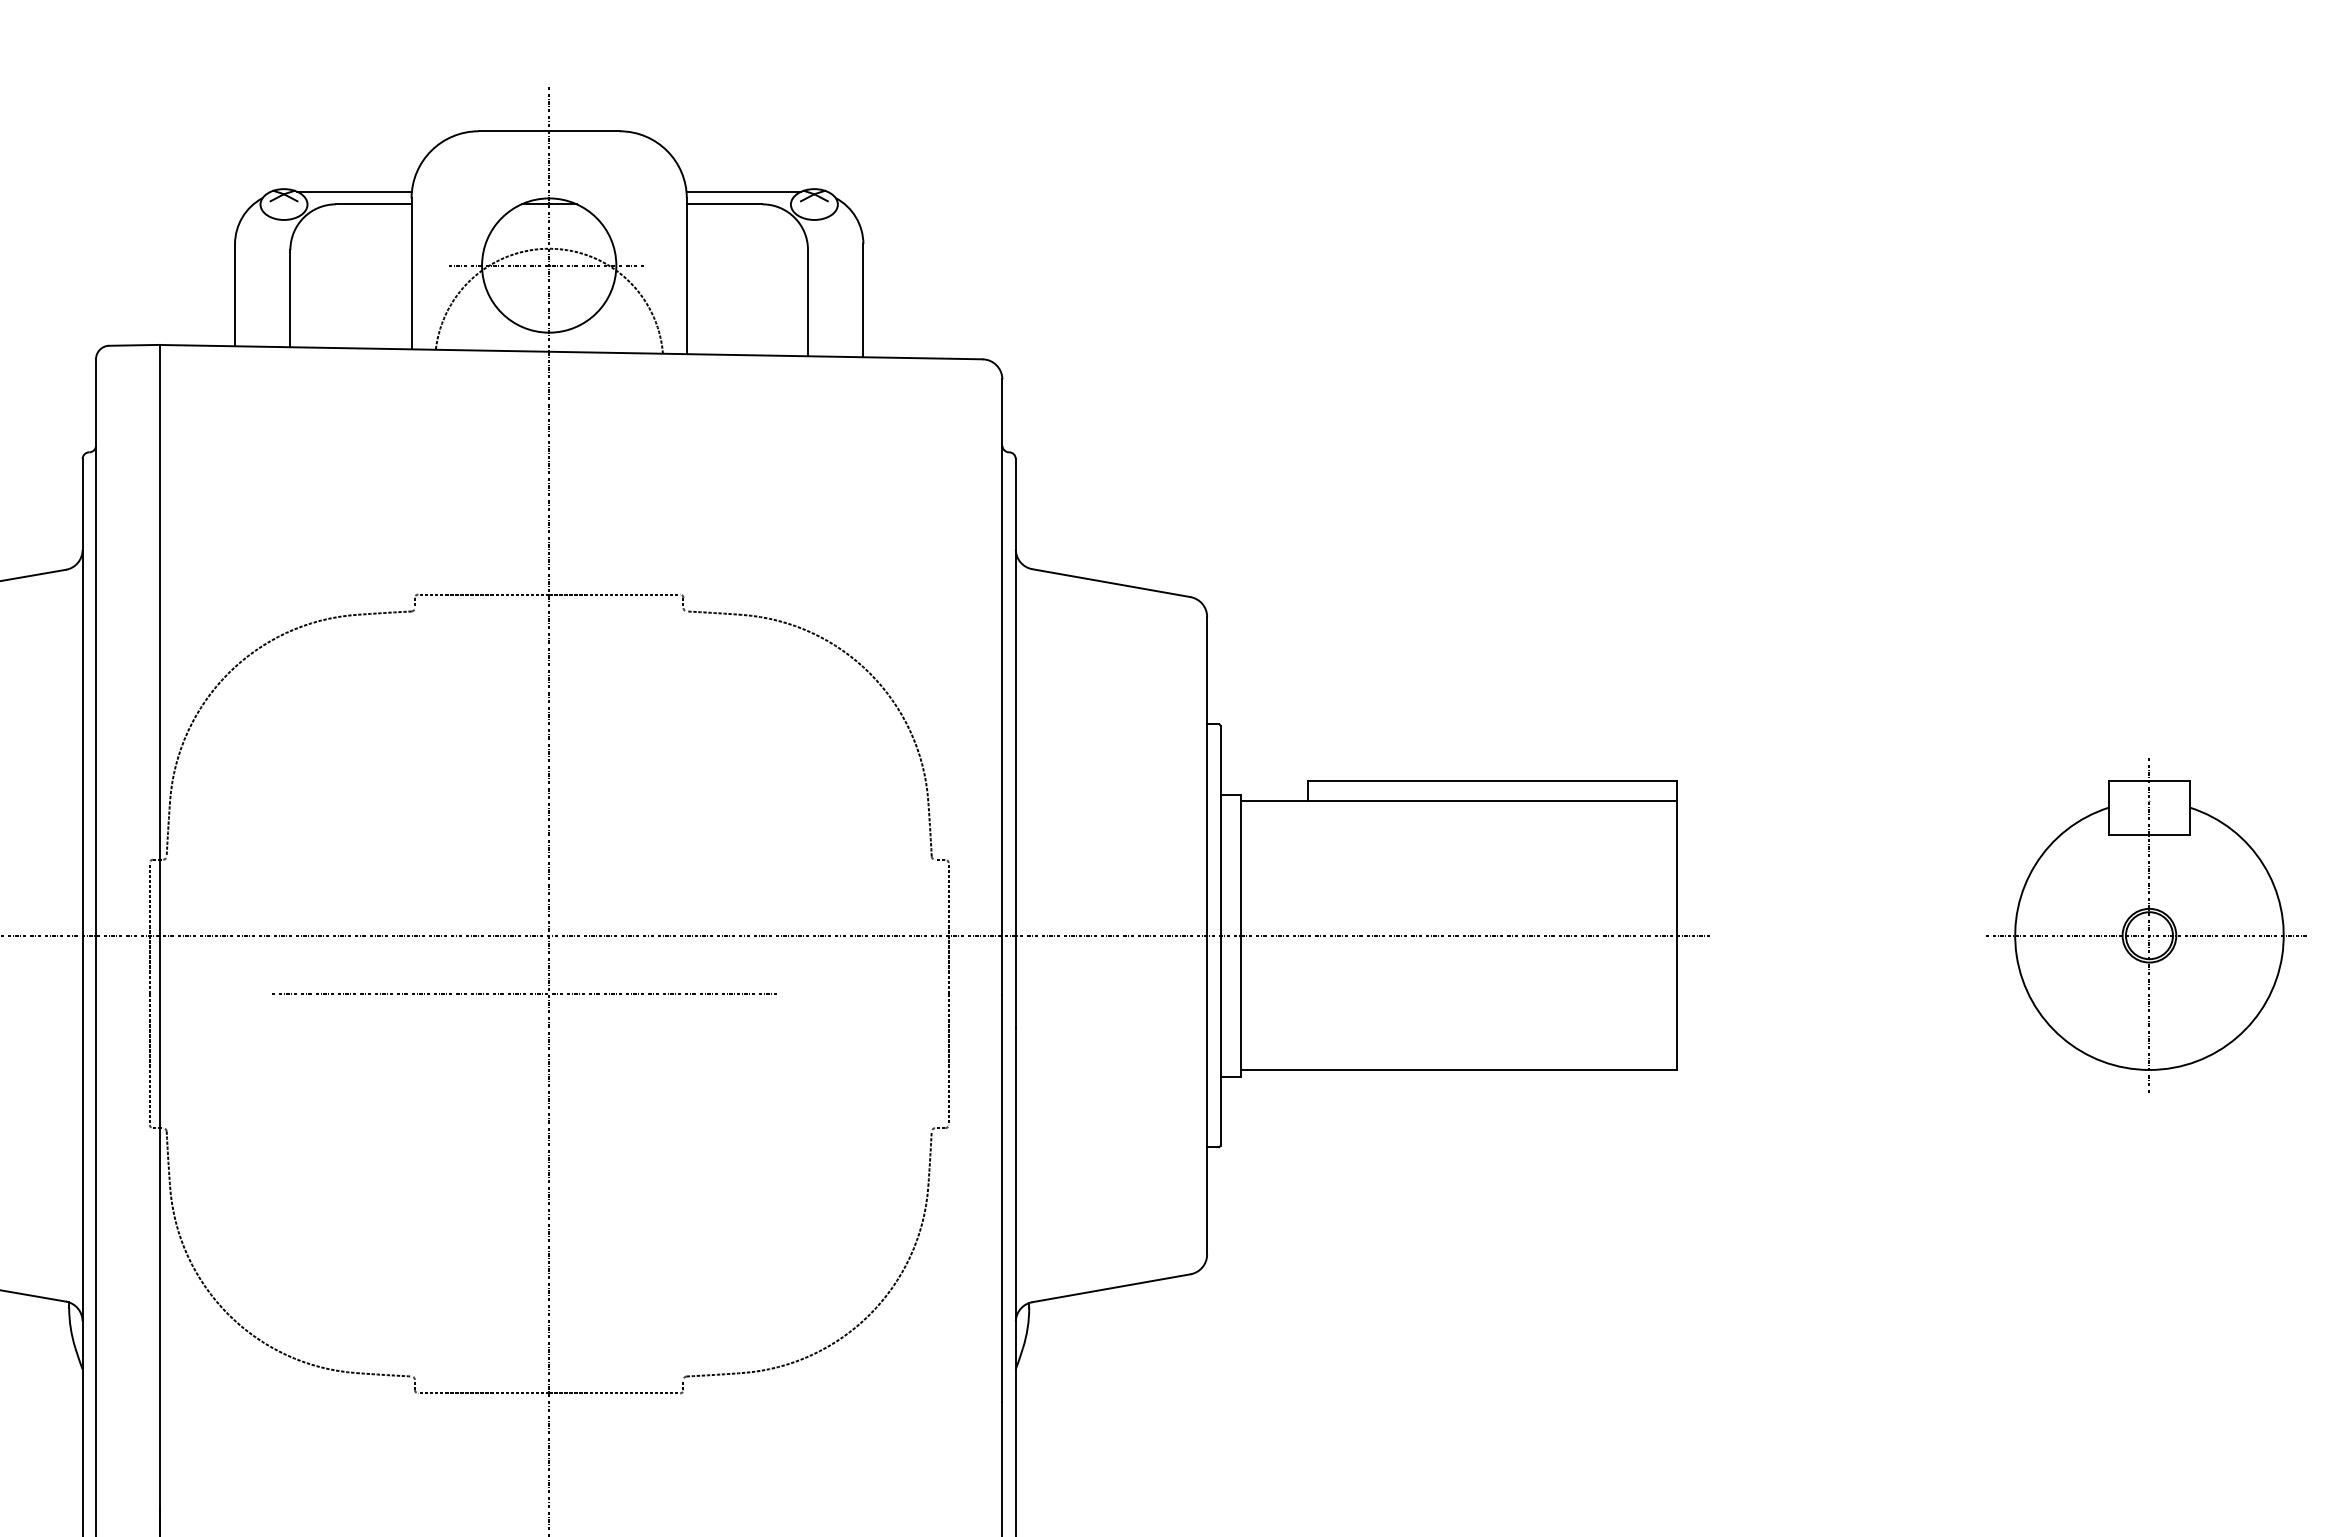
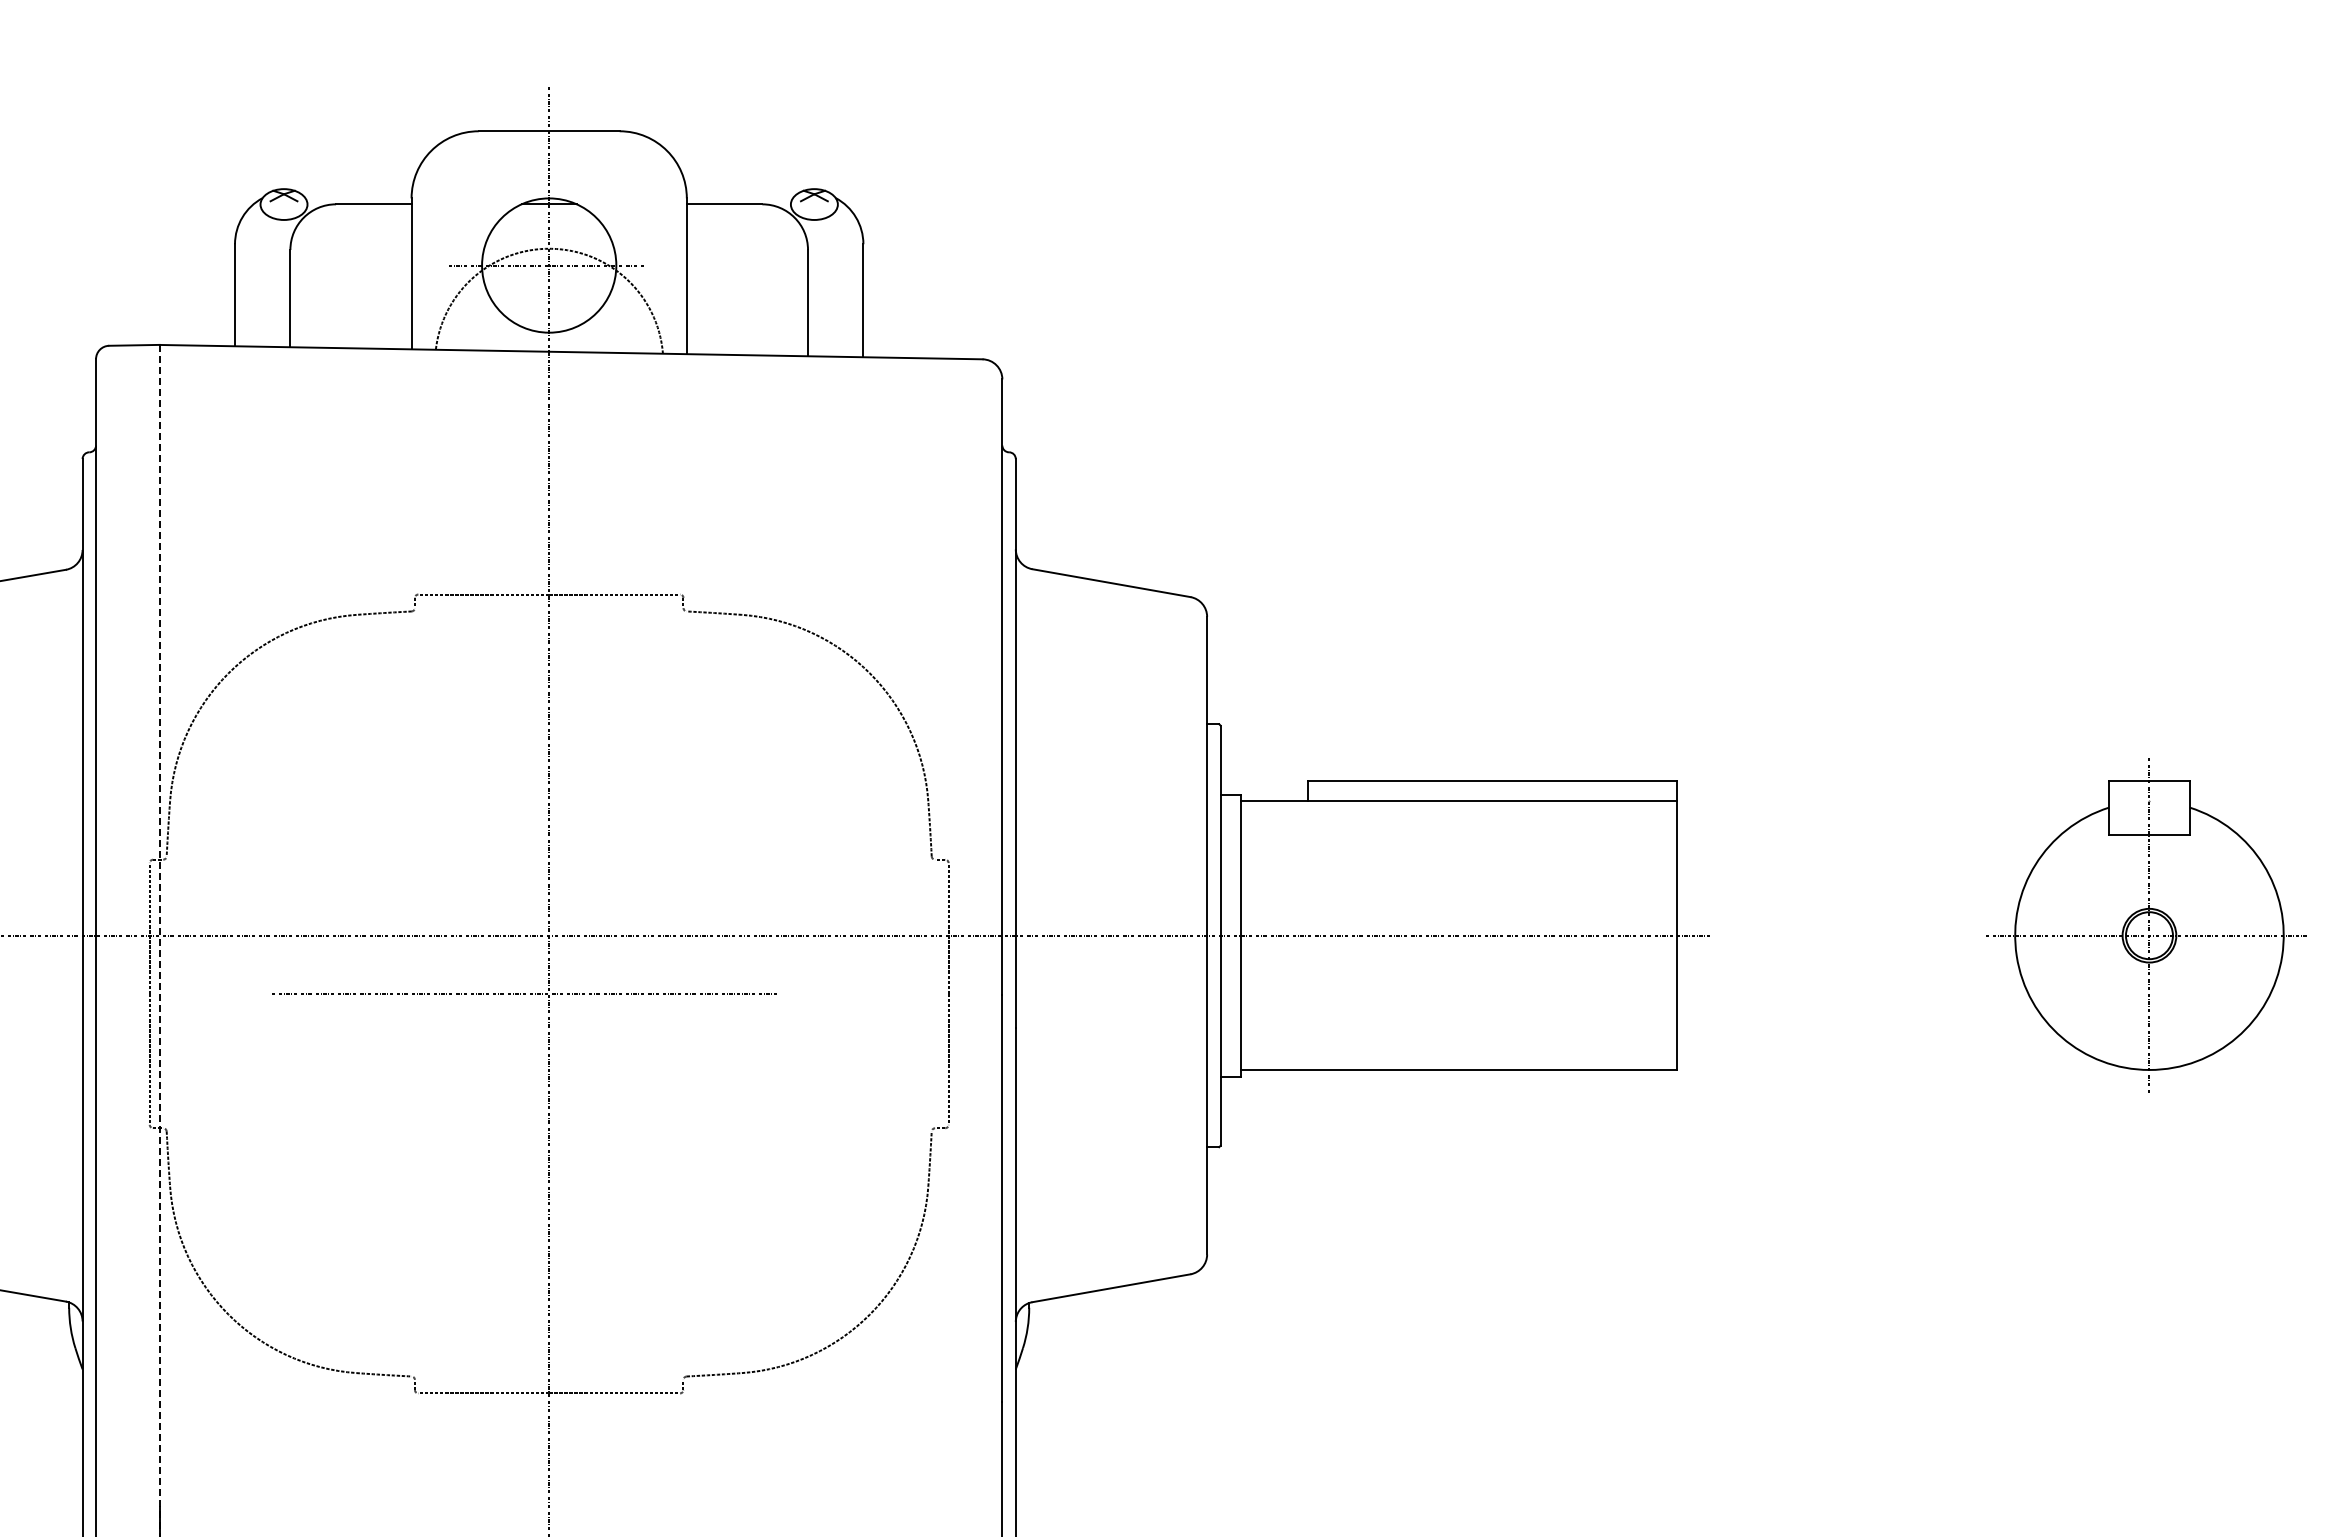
line: present -> none (354, 191)
line: present -> none (743, 191)
line: solid -> dashed (159, 940)
